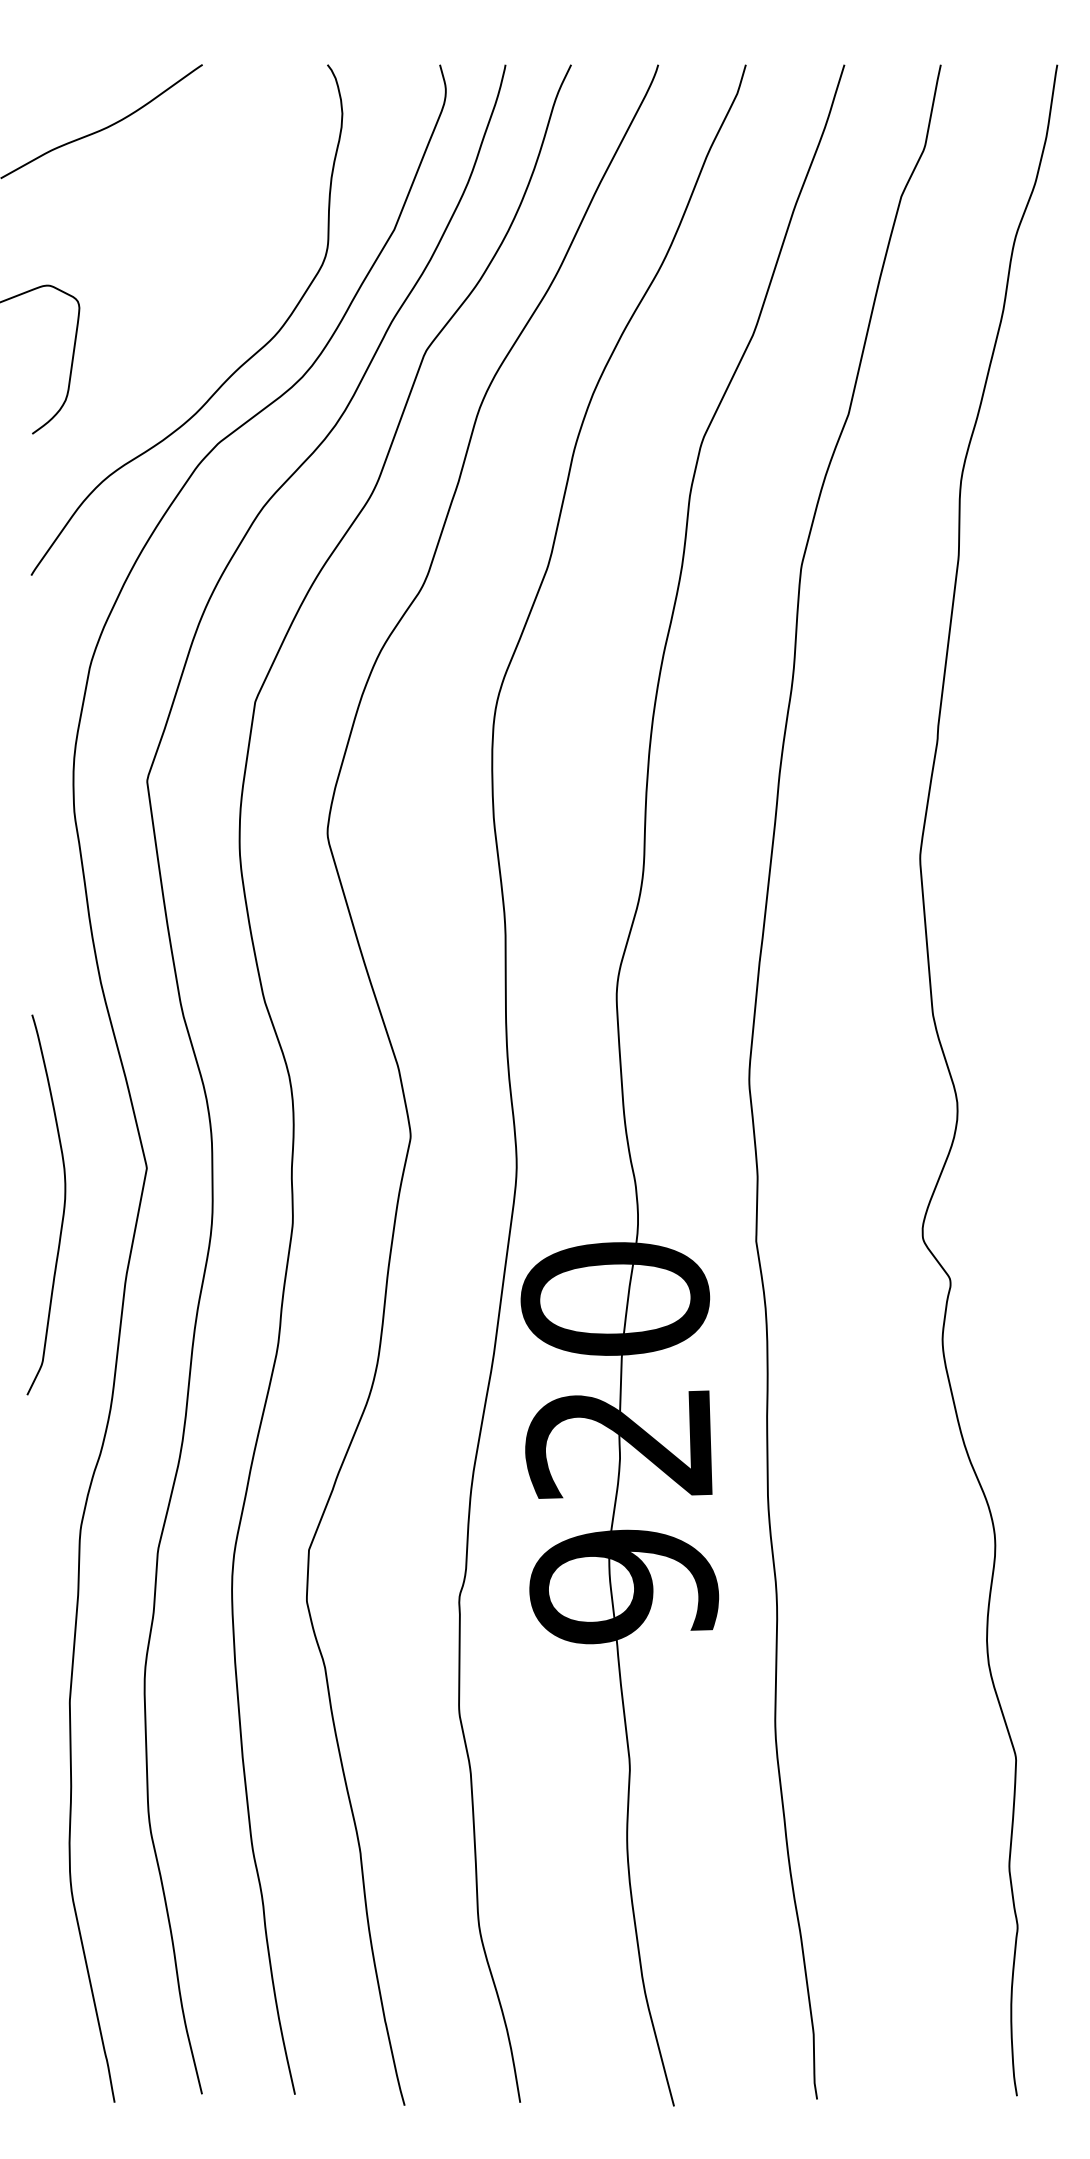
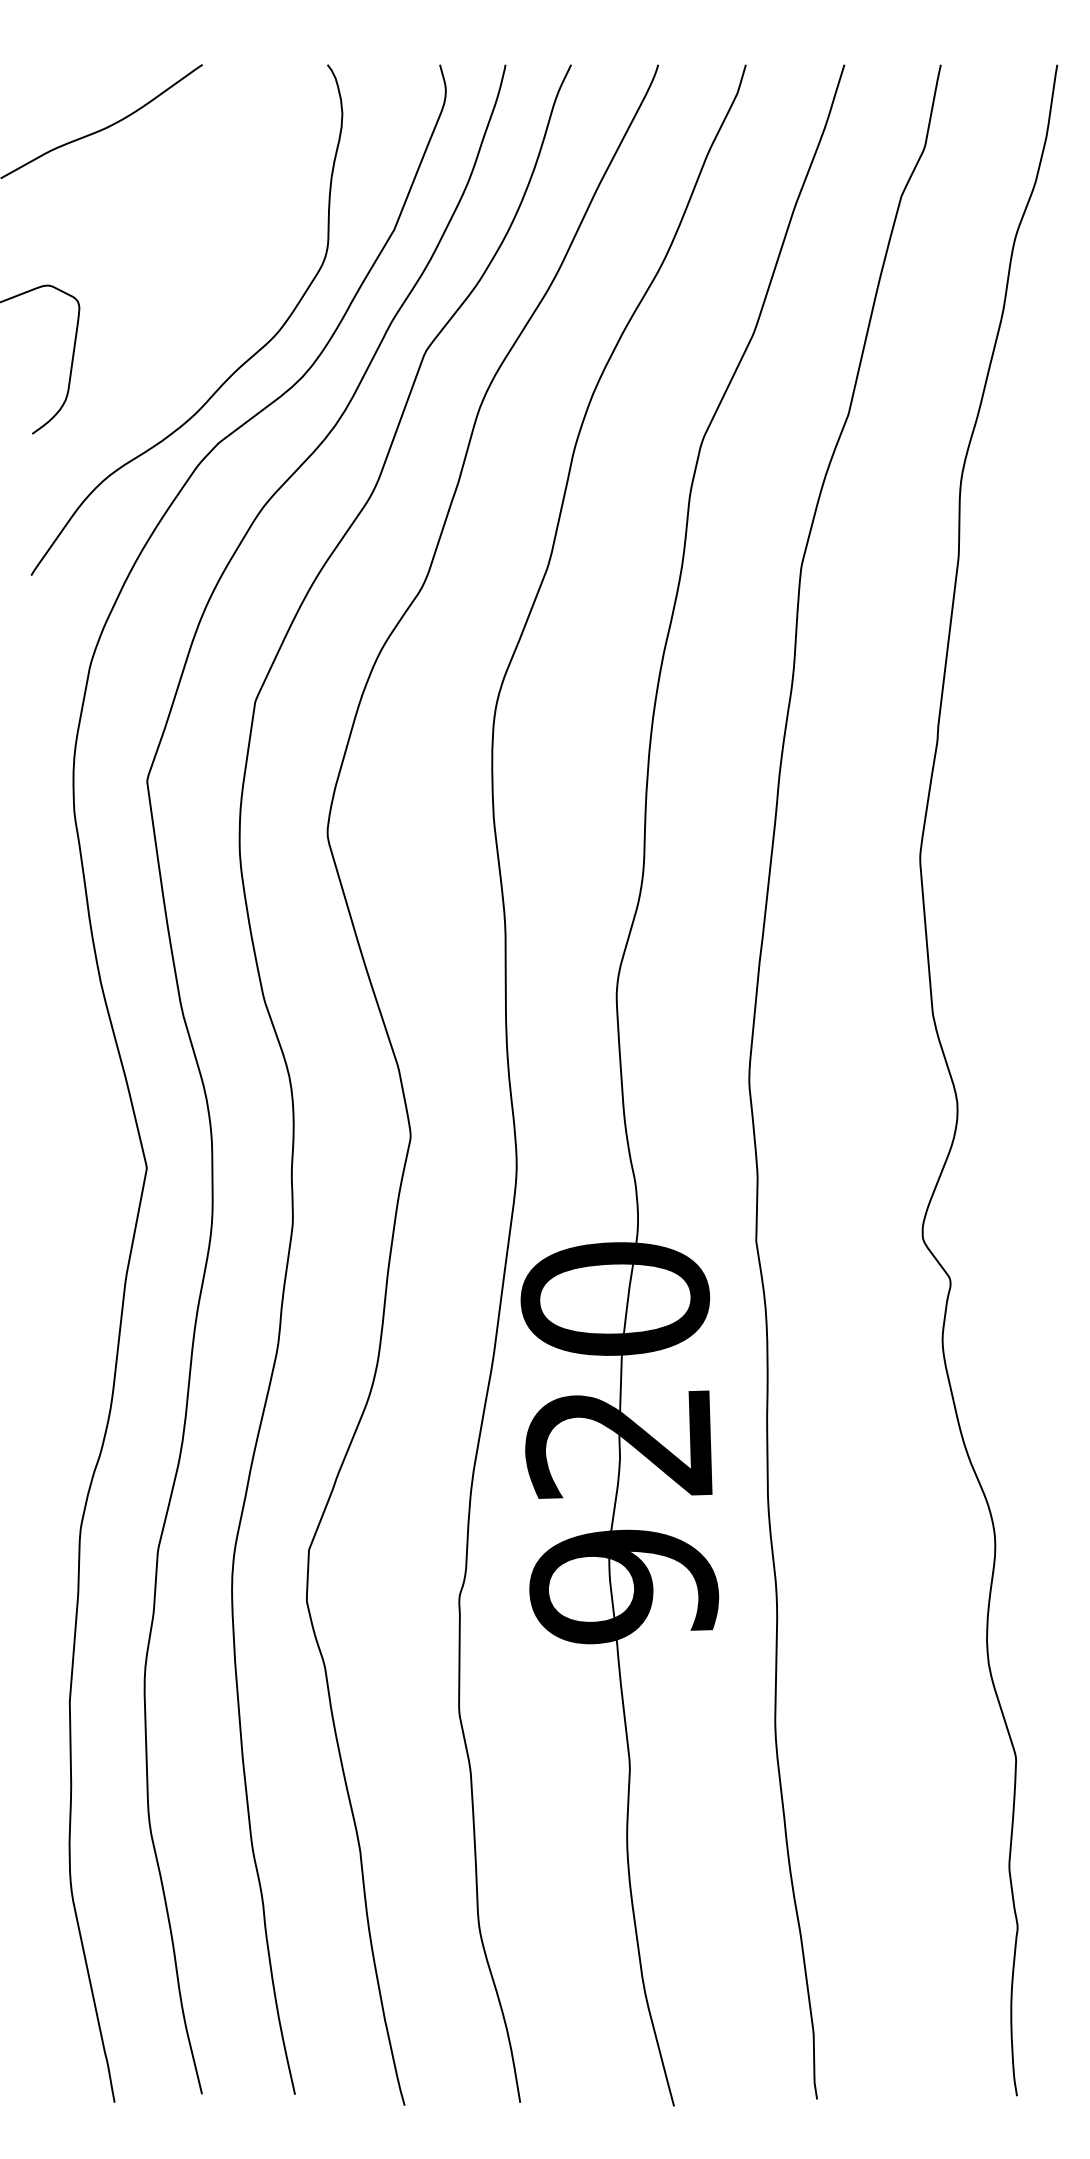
curve: present -> none (63, 1204)
